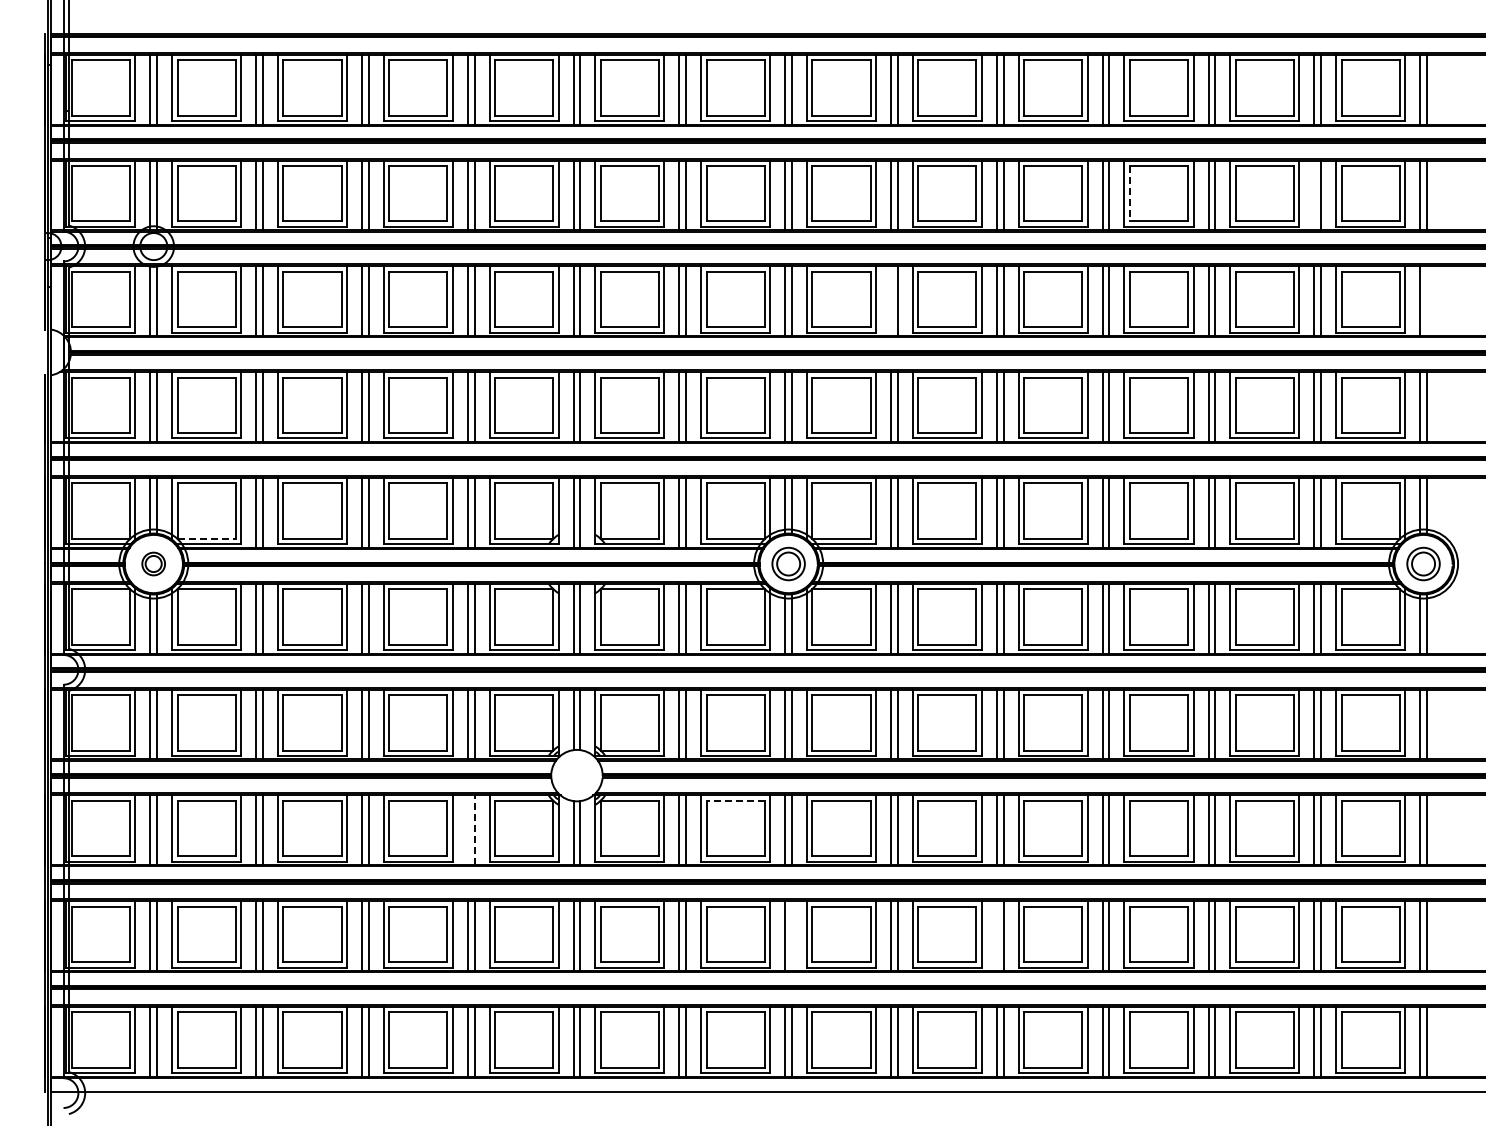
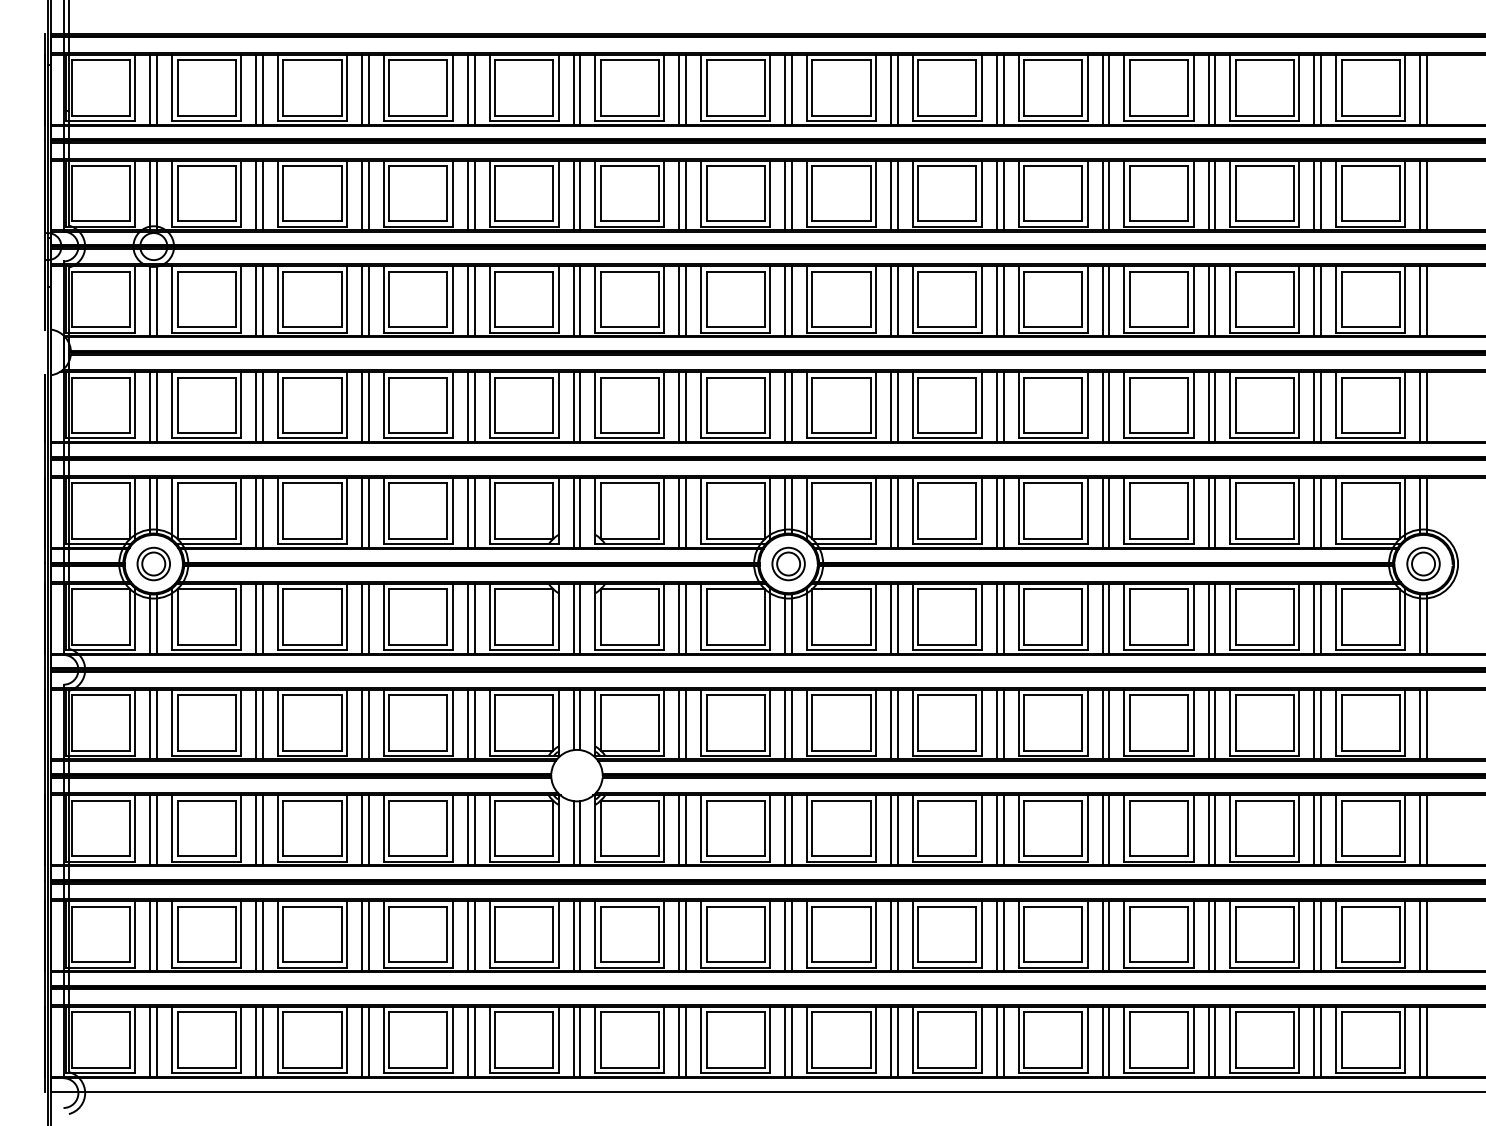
line: dashed -> solid (1129, 193)
line: none -> present (1314, 195)
line: none -> present (891, 301)
line: none -> present (1426, 301)
line: dashed -> solid (207, 538)
part size: 25x26 px -> 35x36 px (153, 563)
line: dashed -> solid (735, 800)
line: none -> present (467, 830)
line: dashed -> solid (474, 830)
line: none -> present (792, 936)
line: none -> present (996, 936)
